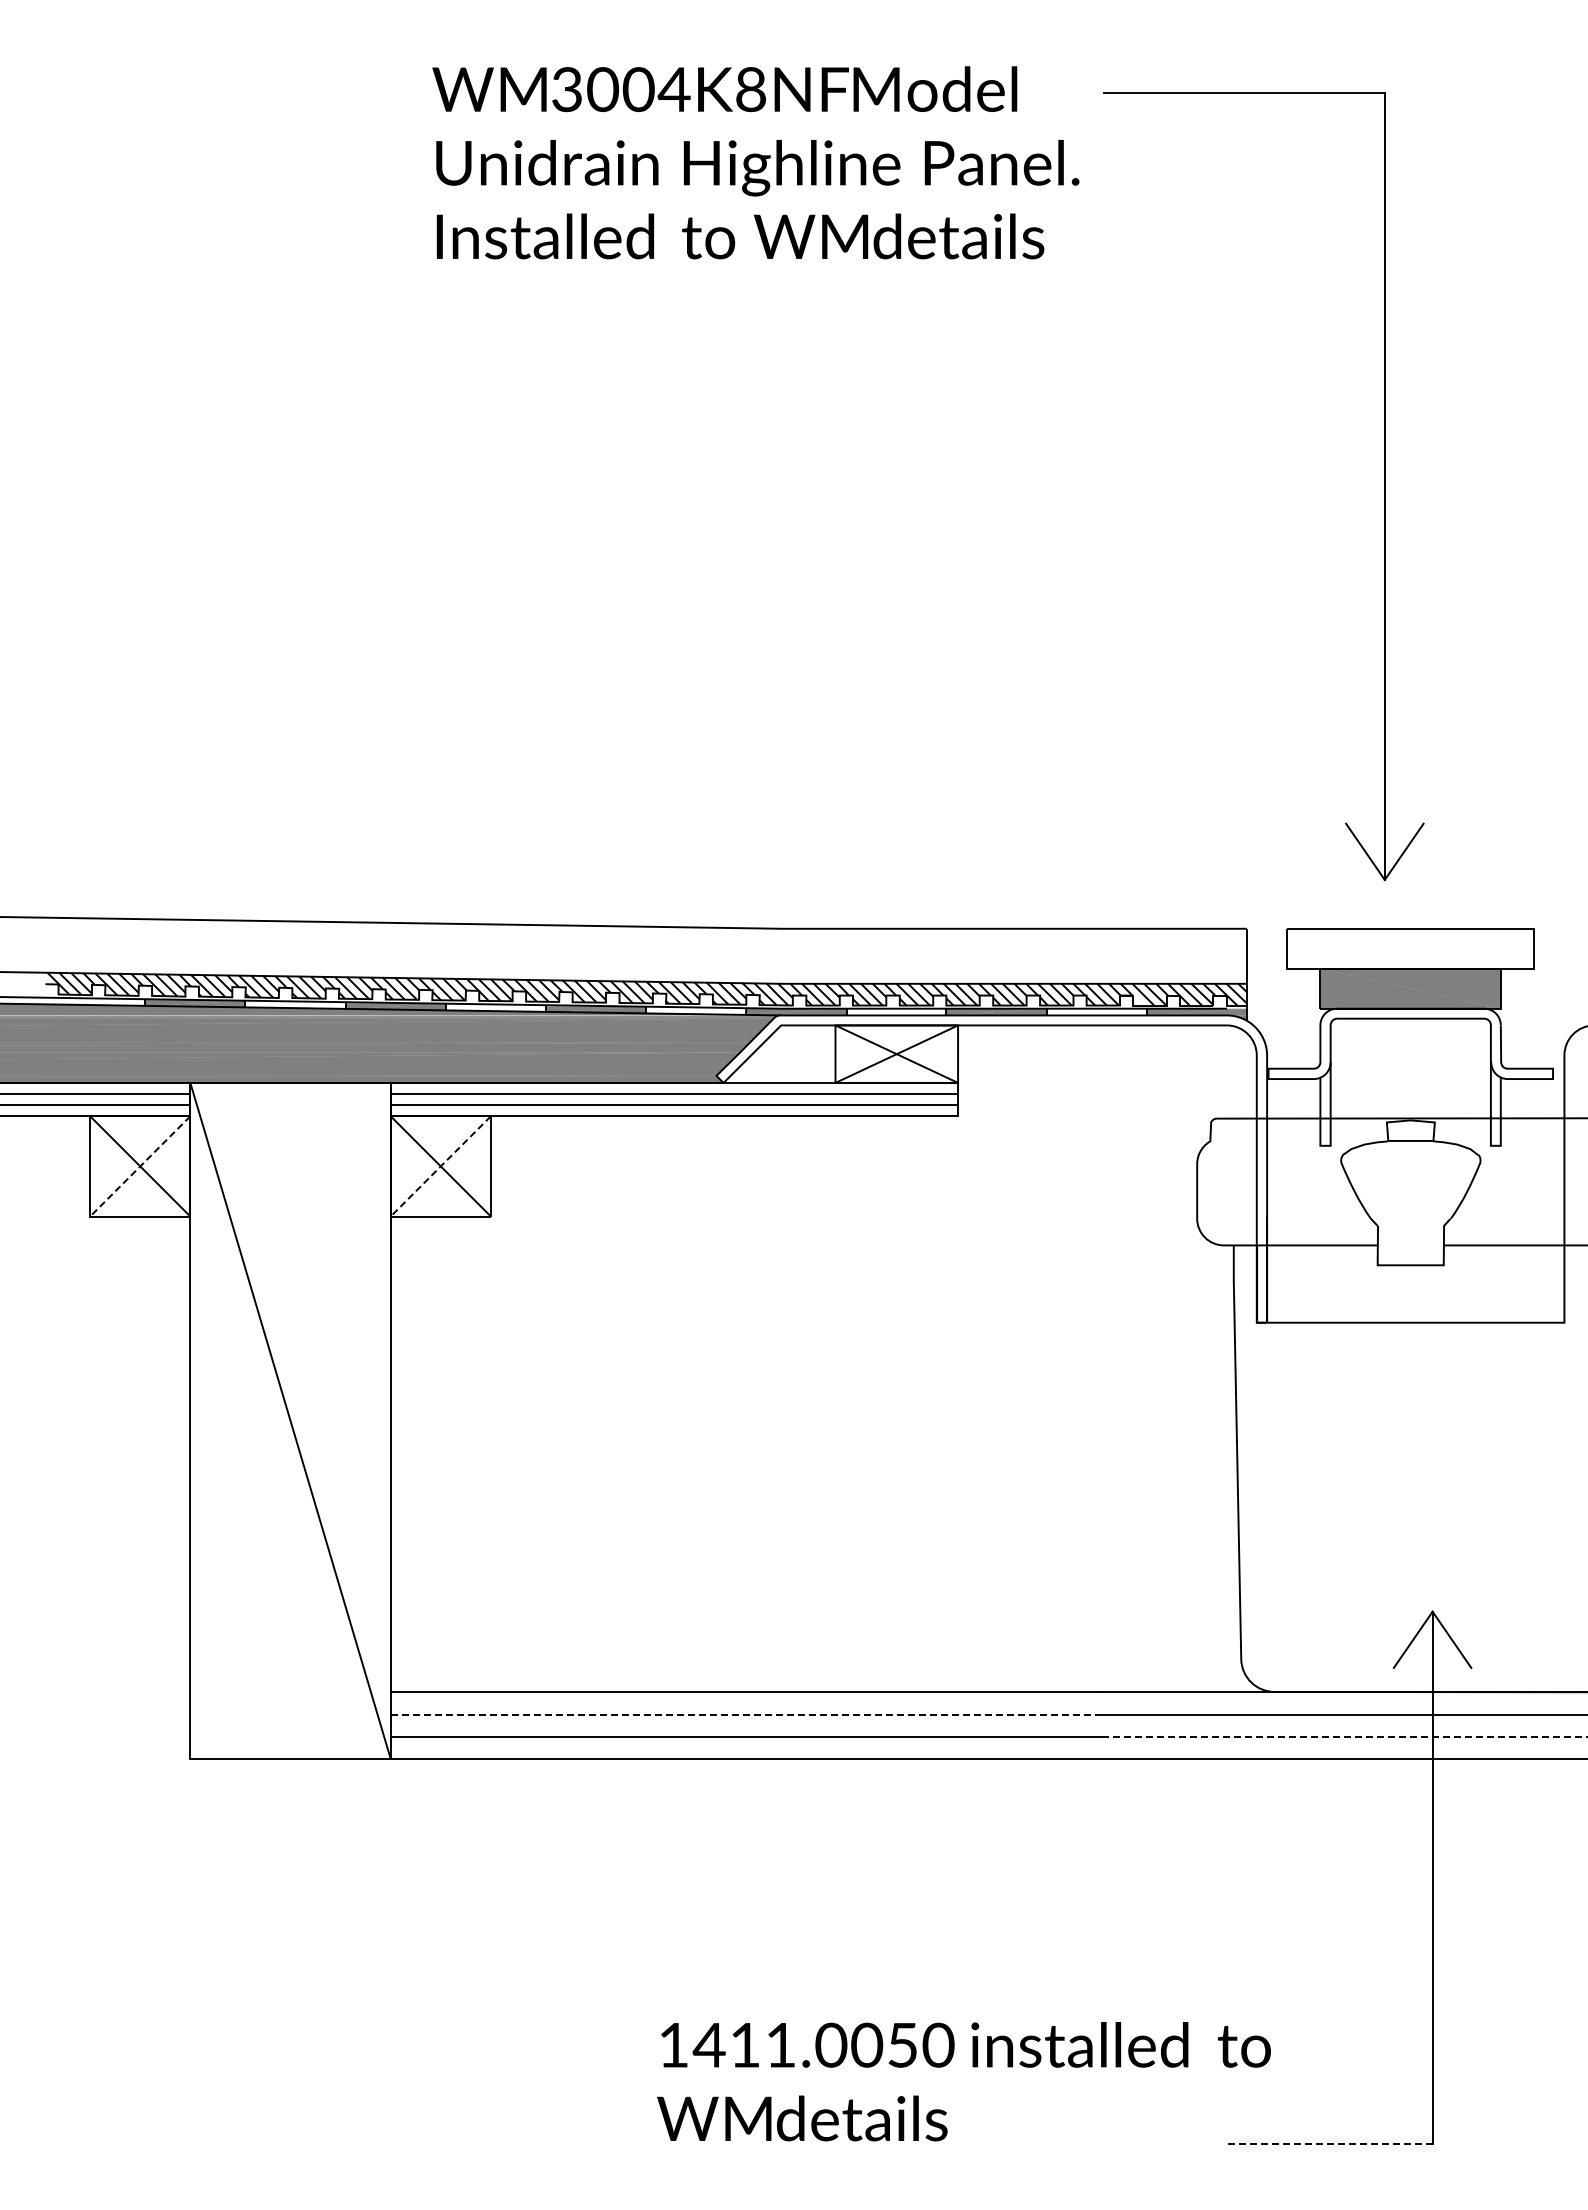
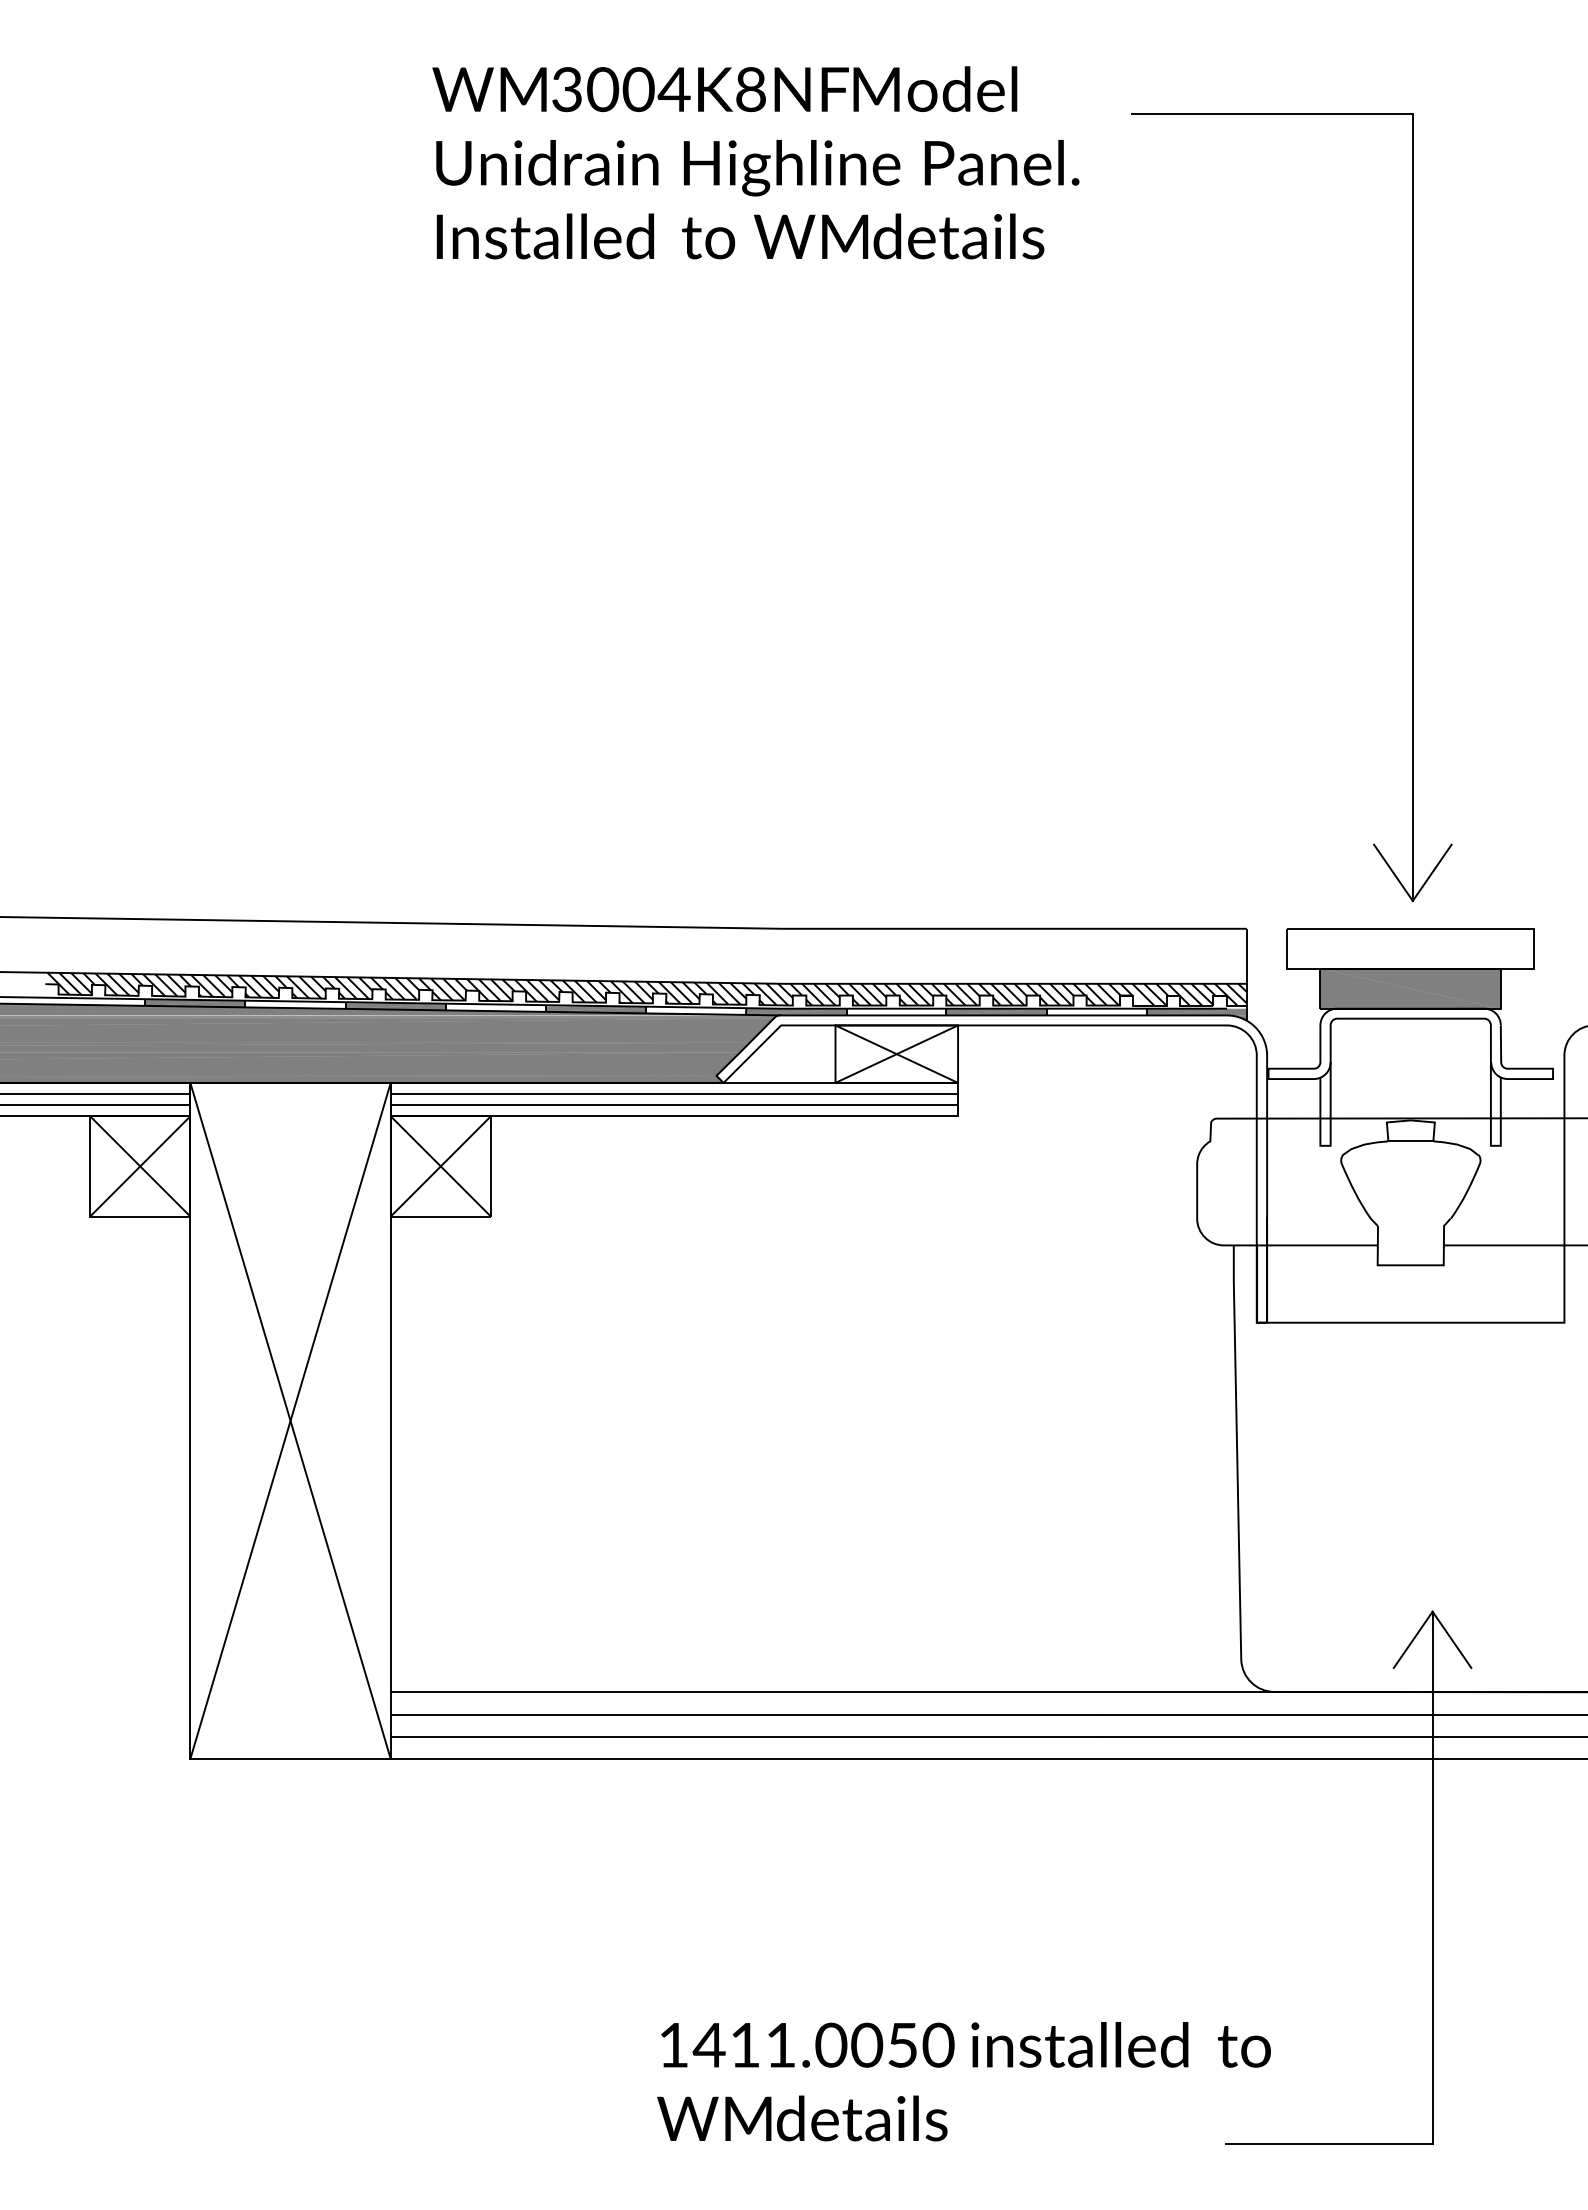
part position: (1384, 486) -> (1412, 507) (1412, 507)
line: dashed -> solid (140, 1166)
line: dashed -> solid (440, 1166)
line: none -> present (290, 1420)
line: dashed -> solid (746, 1714)
line: dashed -> solid (1344, 1736)
line: dashed -> solid (1328, 2143)
